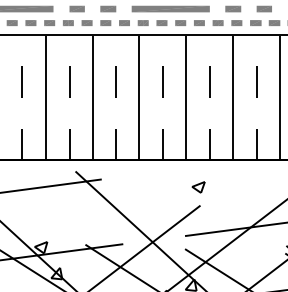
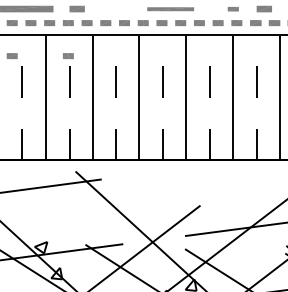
part: present -> none (108, 9)
part size: 79x7 px -> 47x4 px (170, 8)
part size: 17x7 px -> 11x5 px (233, 9)
part: none -> present (11, 55)
part: none -> present (68, 55)
part: present -> none (198, 187)
